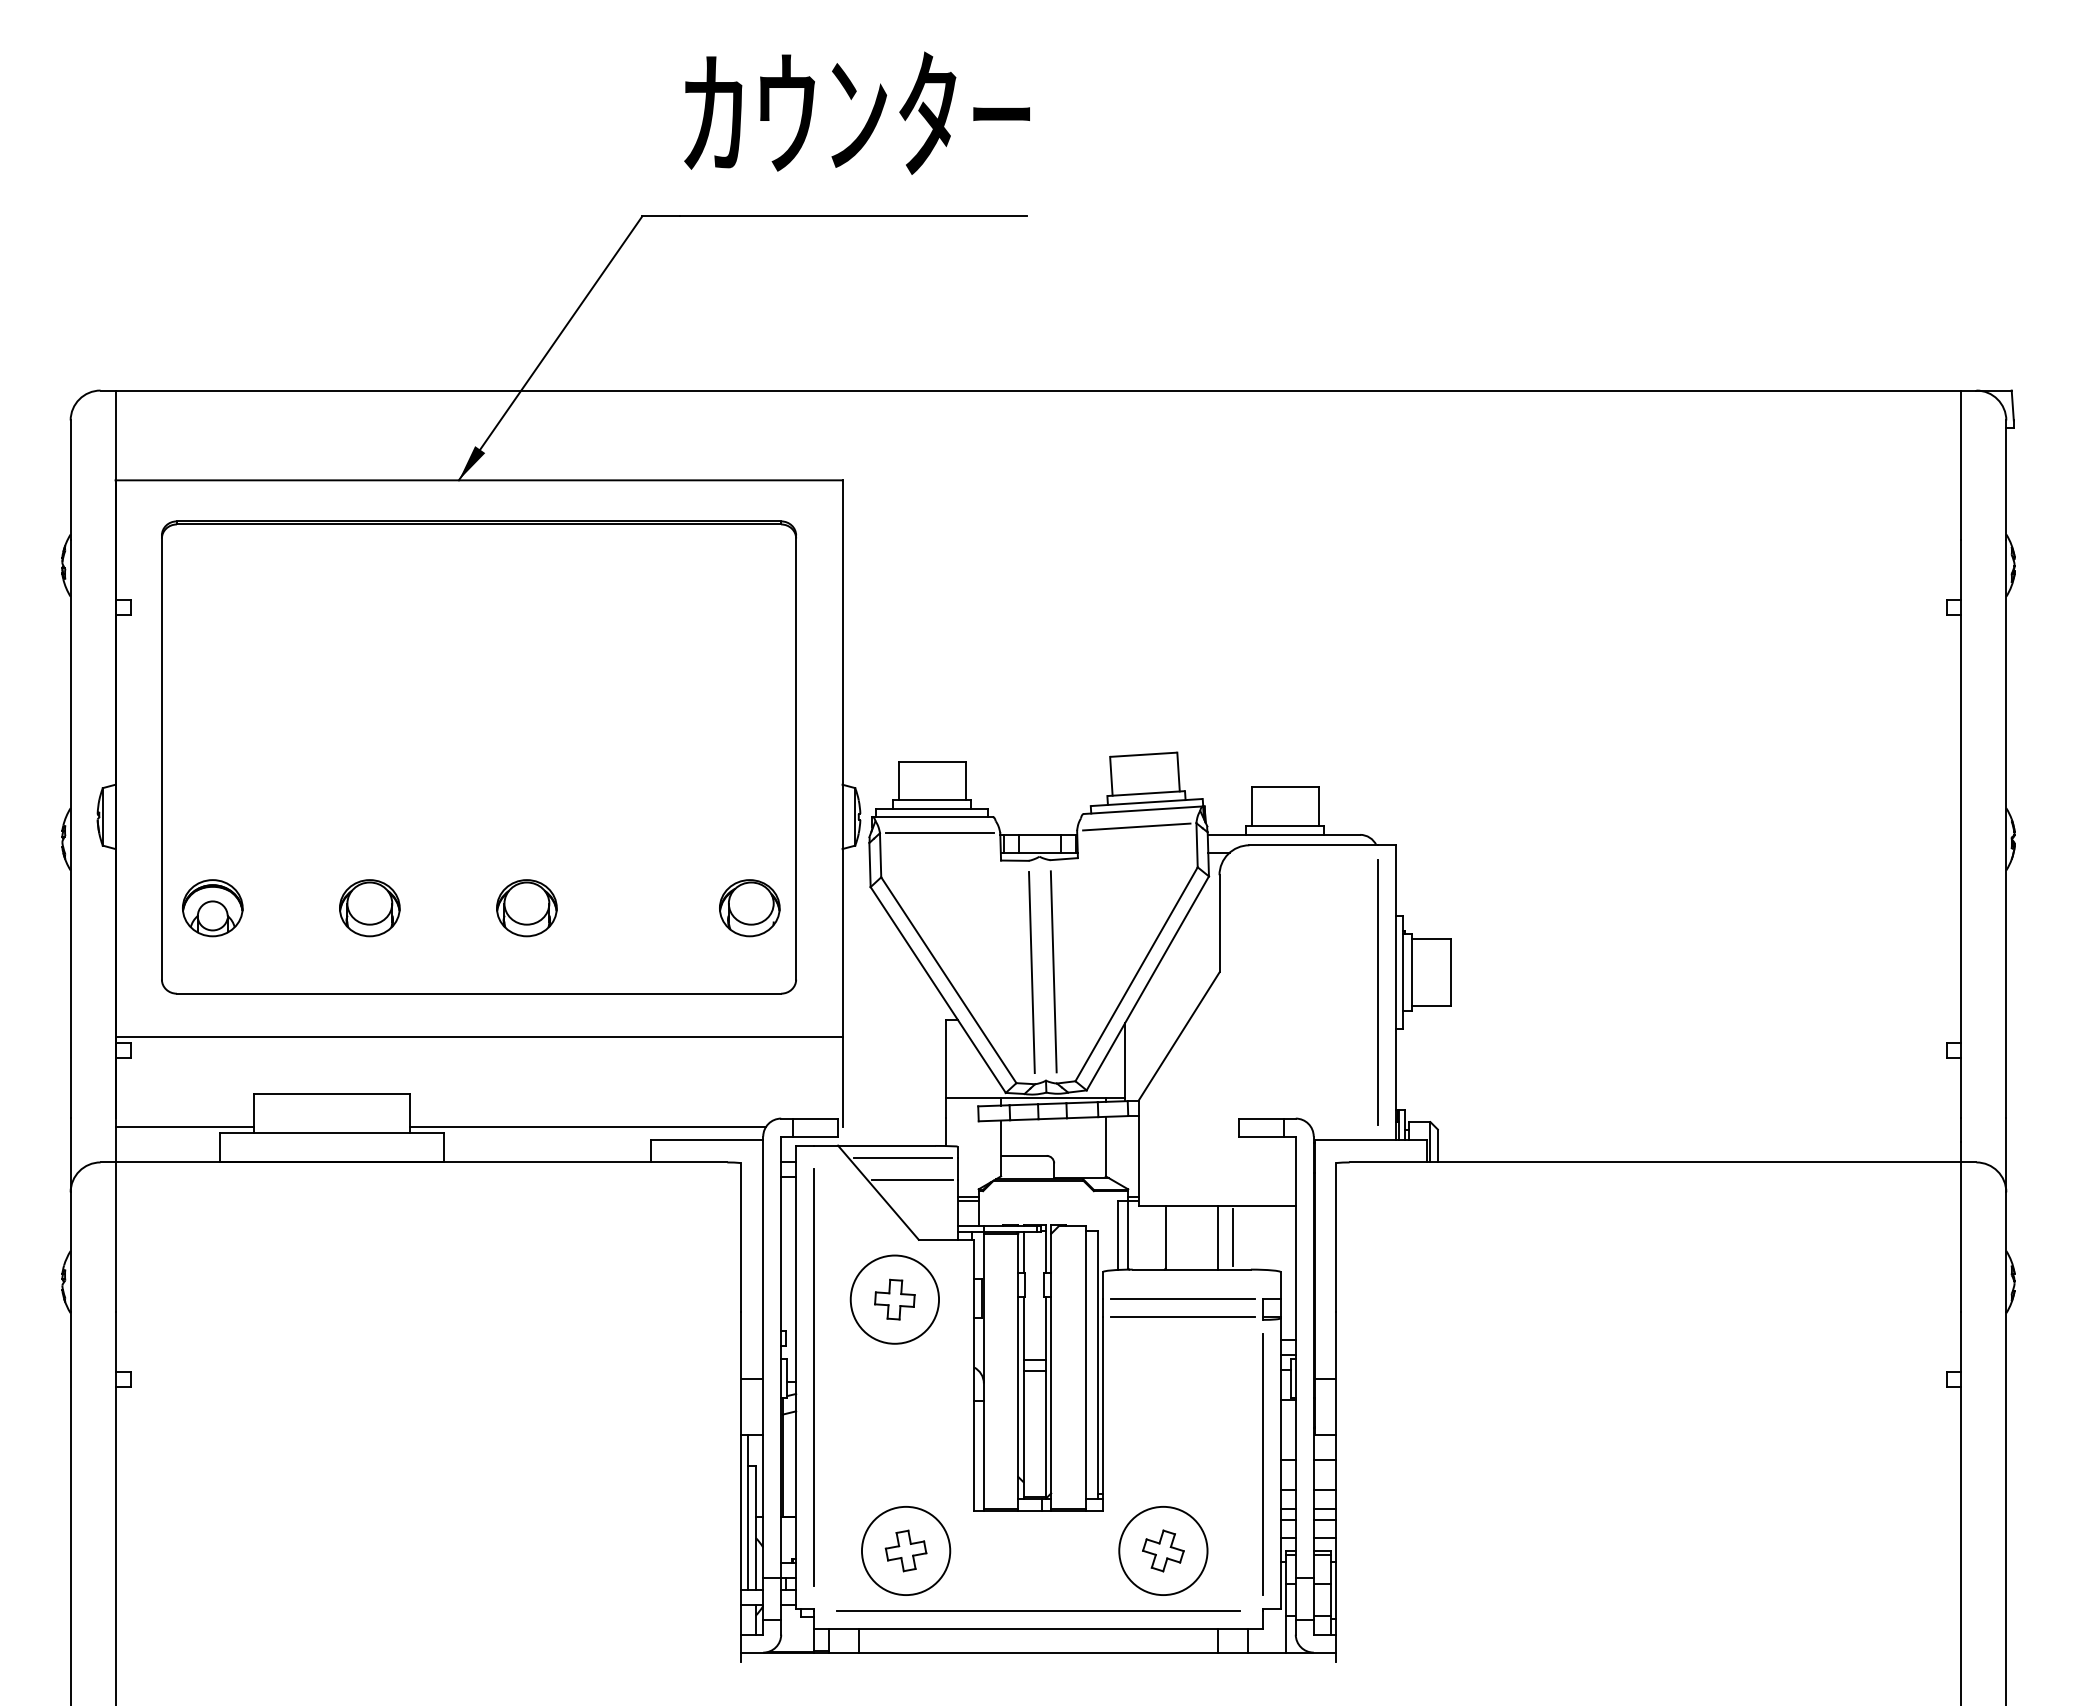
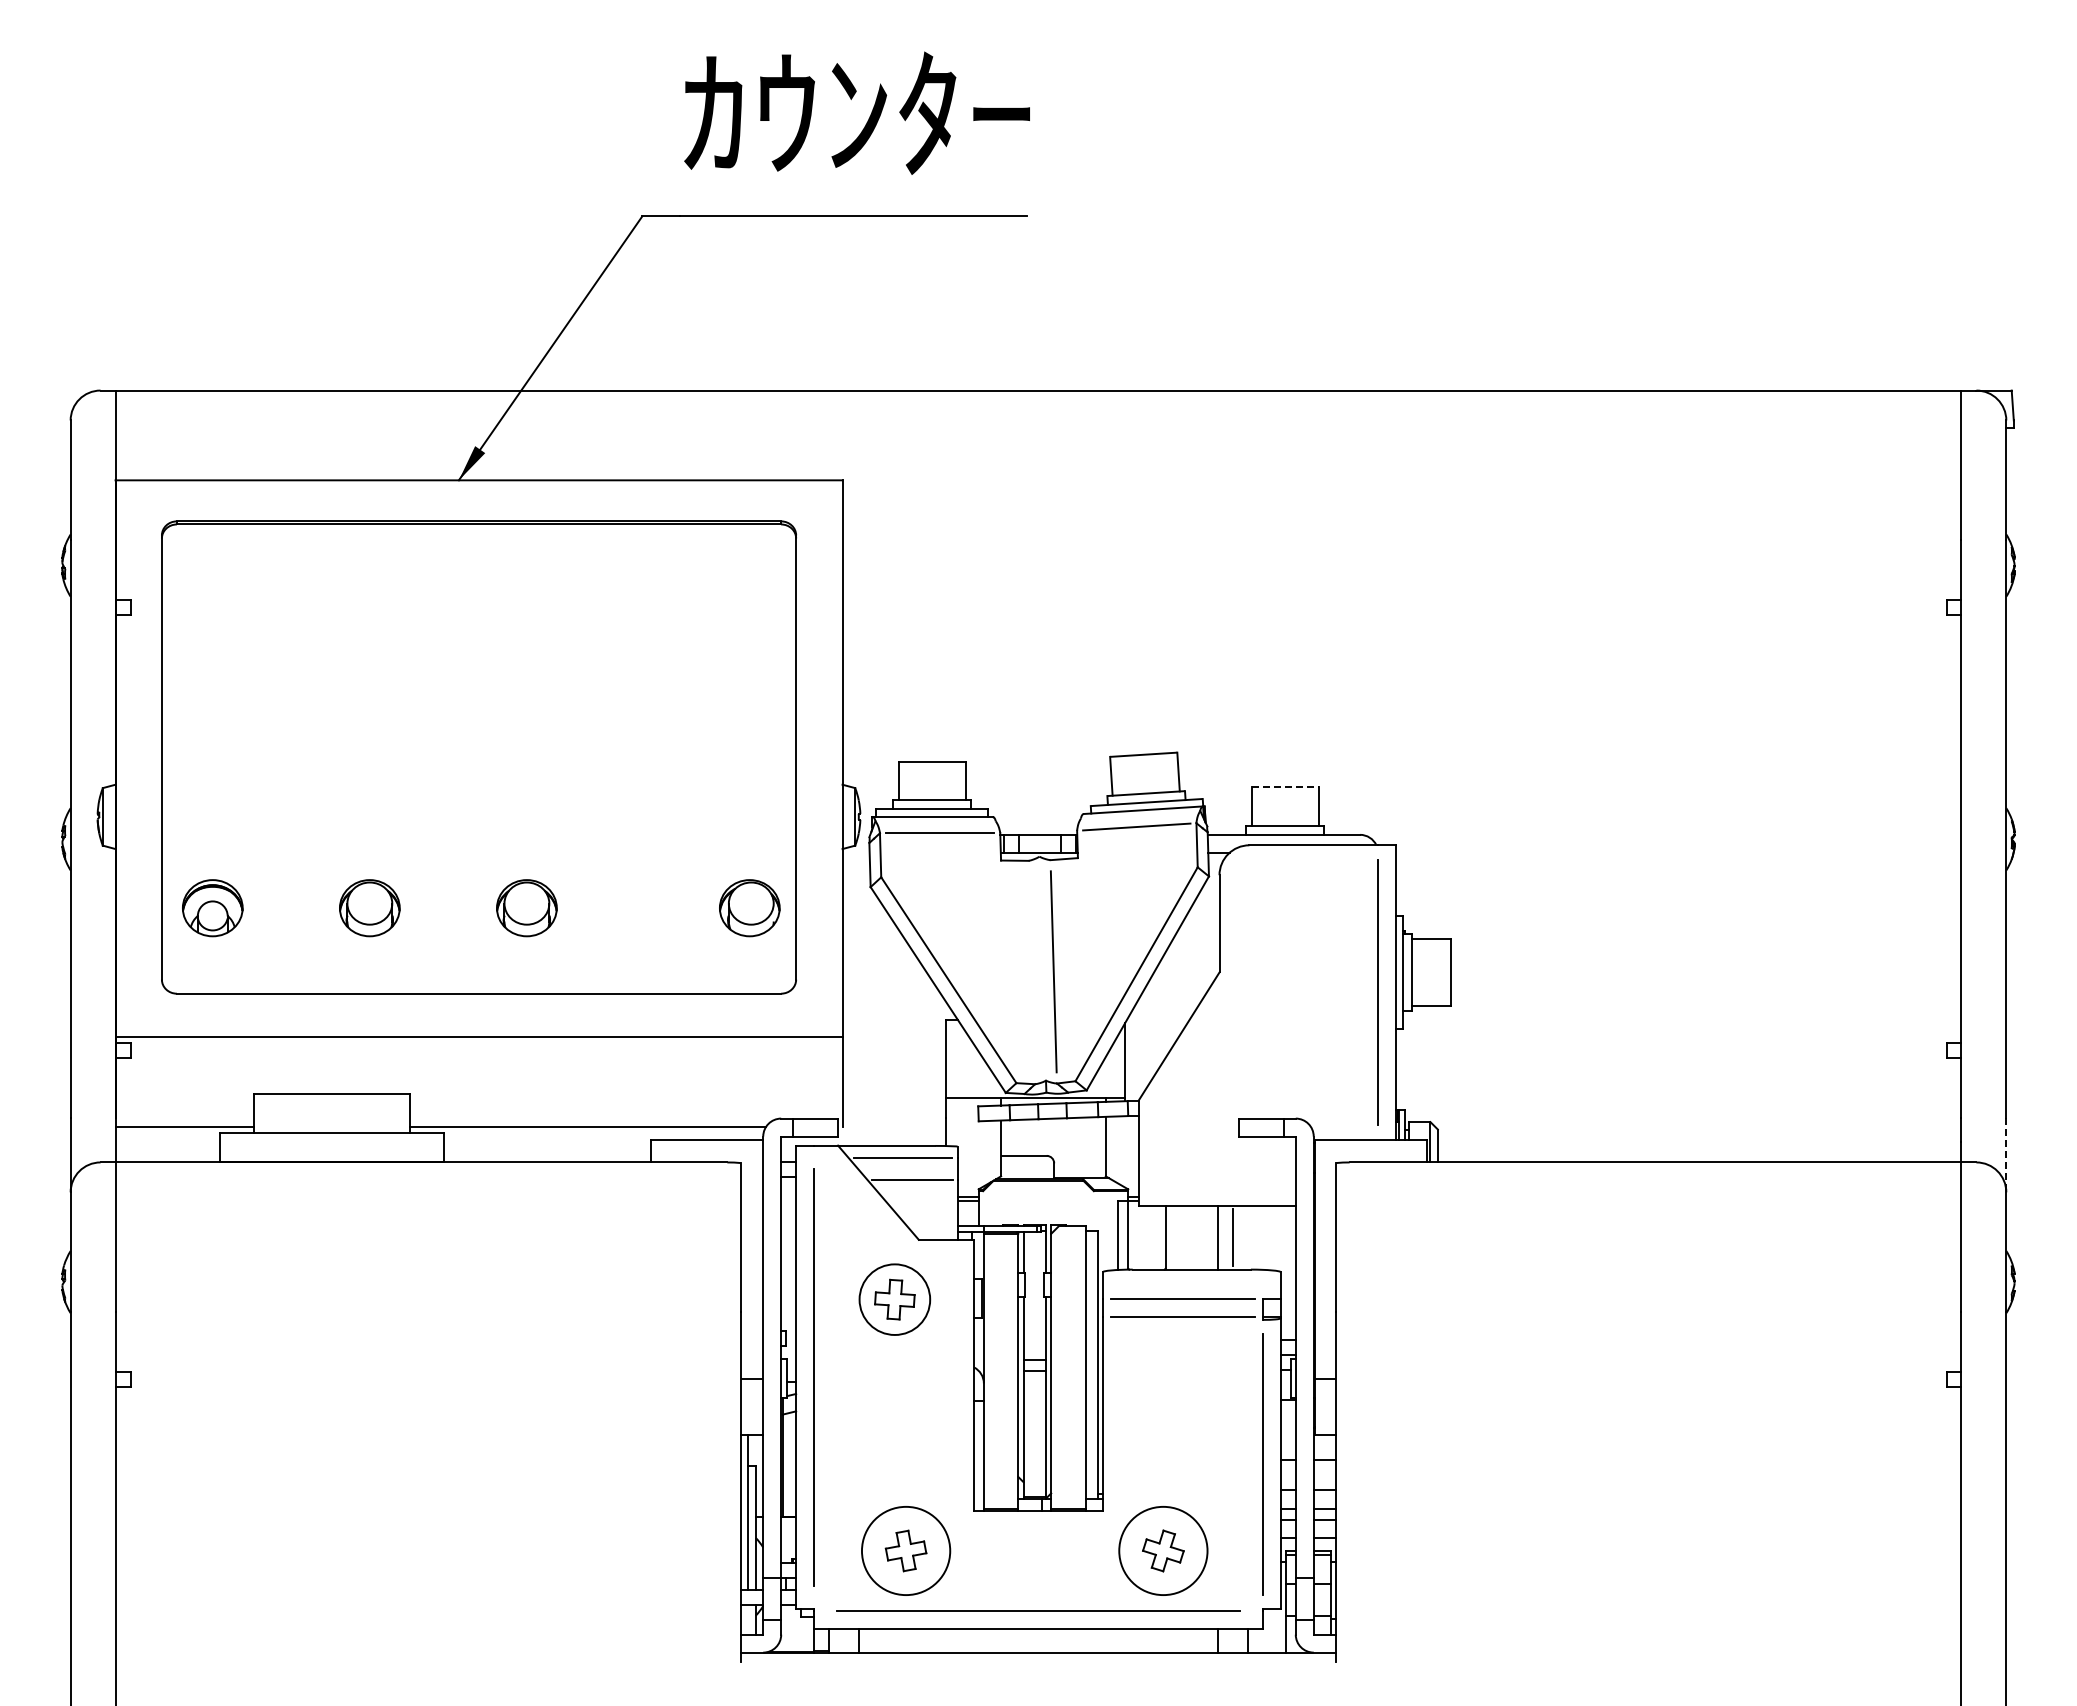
line: solid -> dashed (1285, 786)
line: present -> none (1031, 972)
line: solid -> dashed (2006, 1155)
circle diameter: 88 px -> 71 px (894, 1299)
